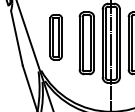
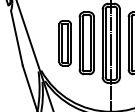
part position: (55, 37) -> (64, 43) (64, 43)
